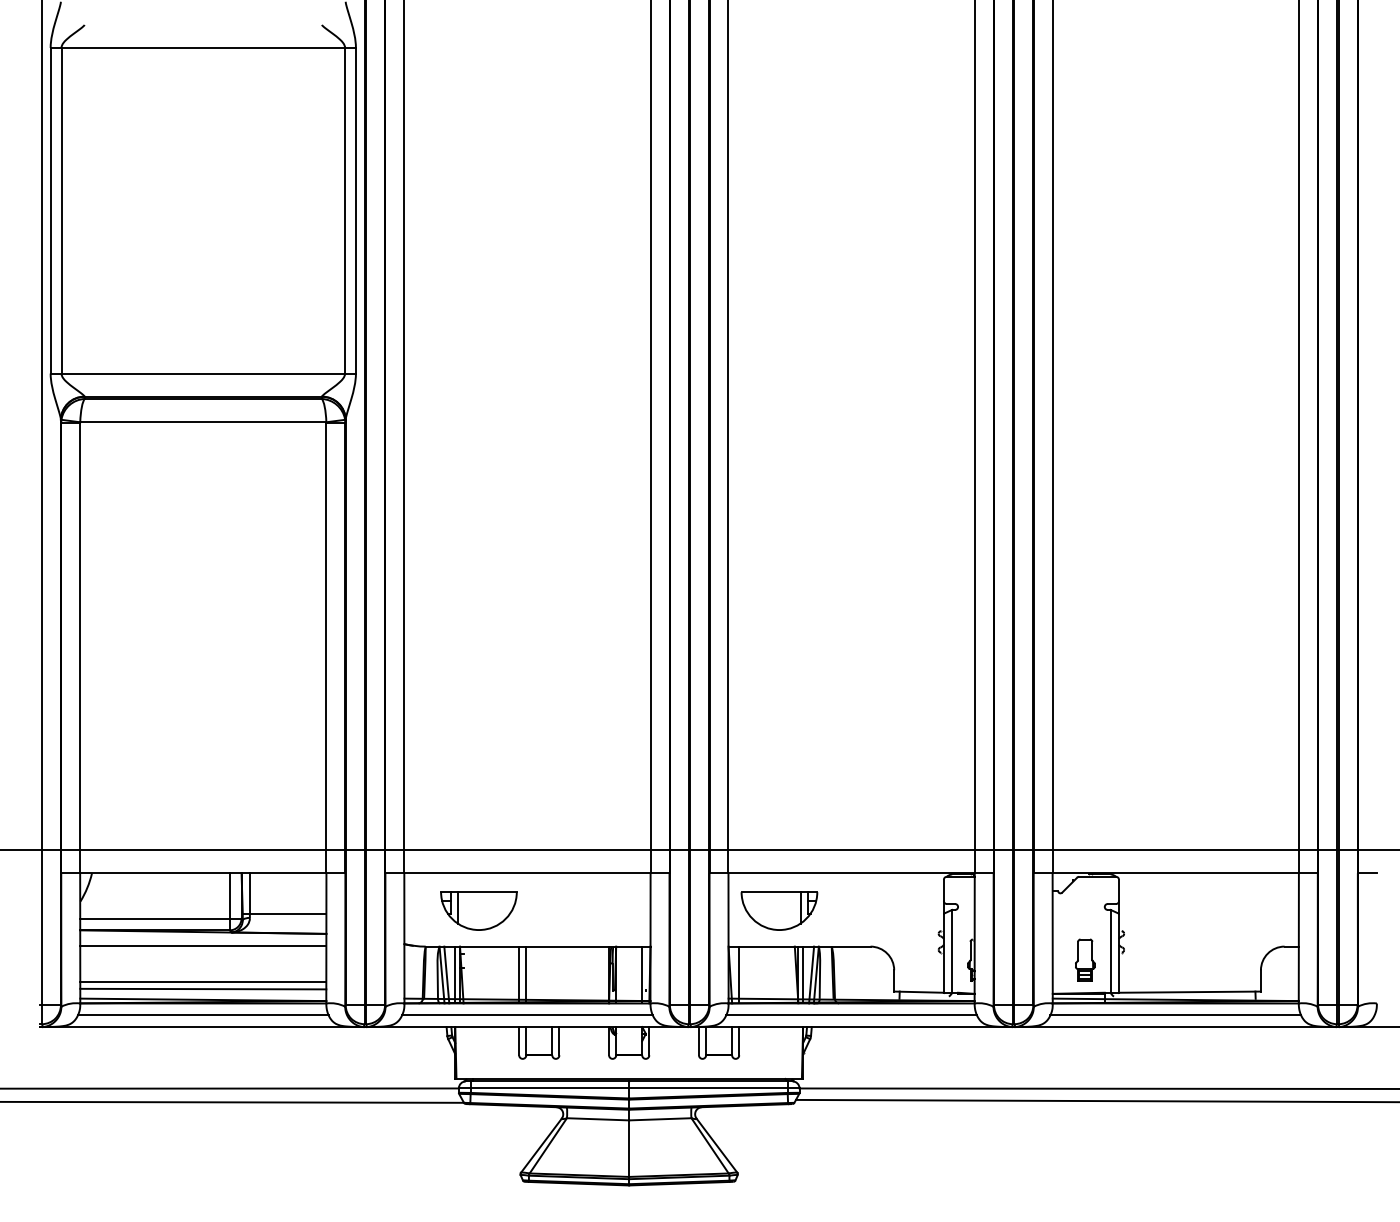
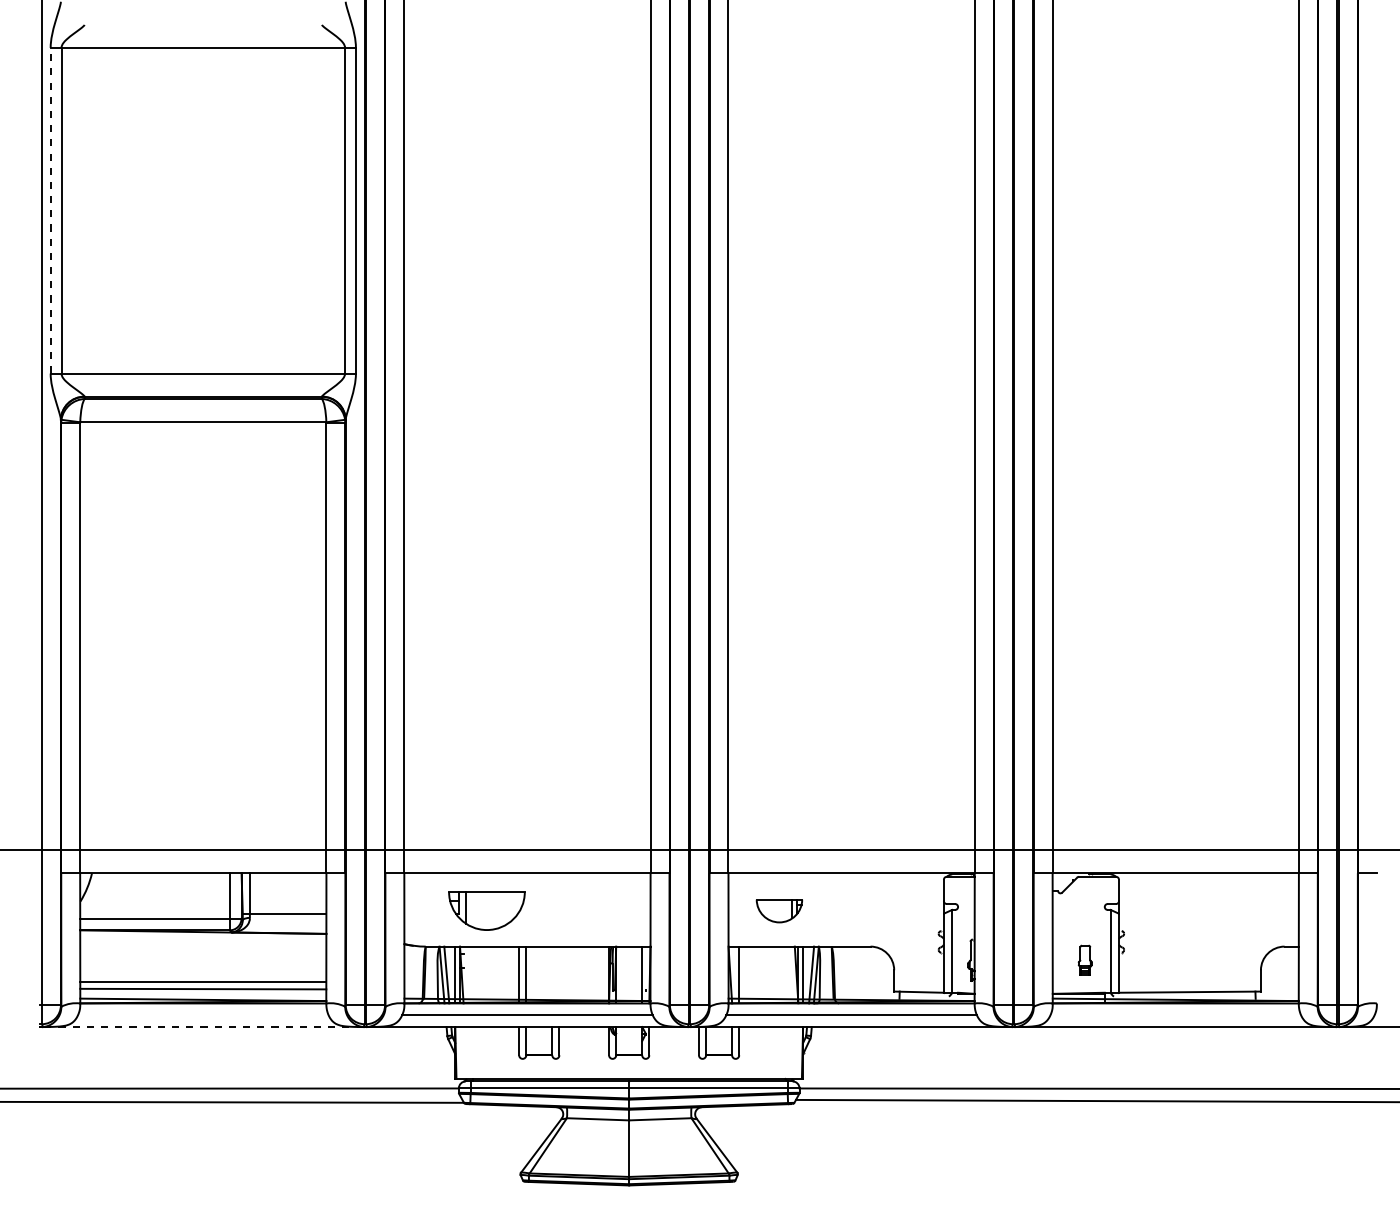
line: solid -> dashed (50, 210)
part position: (478, 910) -> (486, 910) (486, 910)
part size: 79x40 px -> 49x25 px (779, 911)
line: present -> none (203, 945)
part size: 21x44 px -> 16x32 px (1084, 959)
line: present -> none (202, 1015)
line: present -> none (1175, 1015)
line: solid -> dashed (203, 1027)
